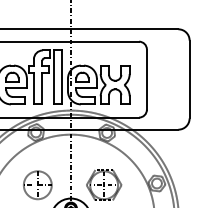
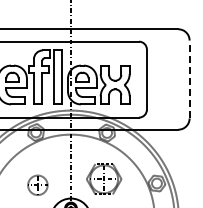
line: solid -> dashed (189, 79)
part position: (104, 184) -> (104, 178) (104, 178)
part size: 30x31 px -> 22x22 px (37, 184)
